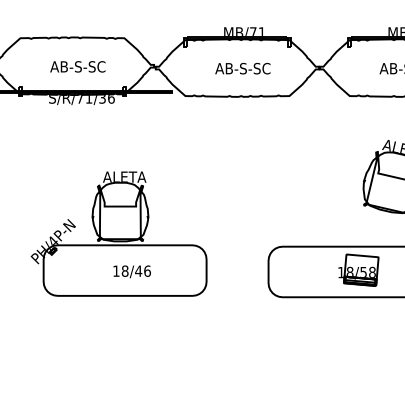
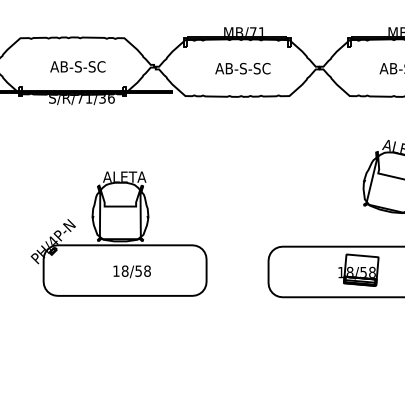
text: 18/46 -> 18/58 (142, 270)
